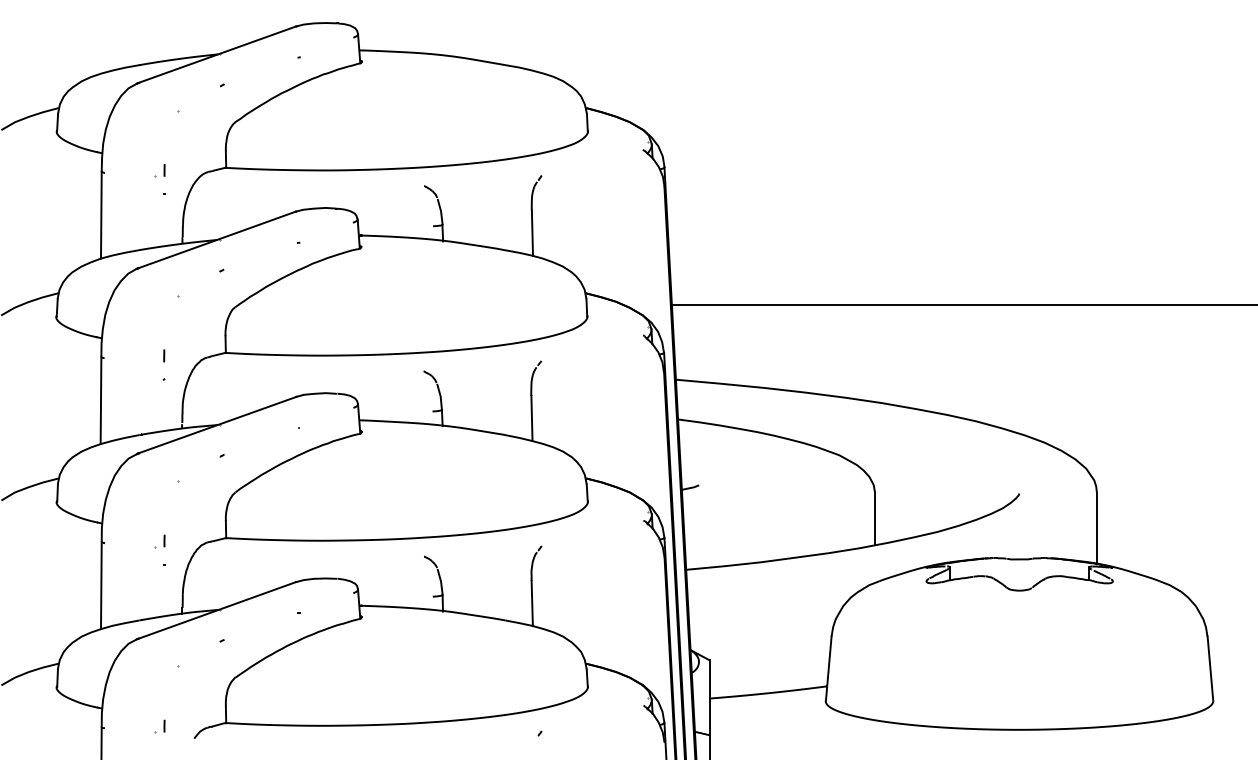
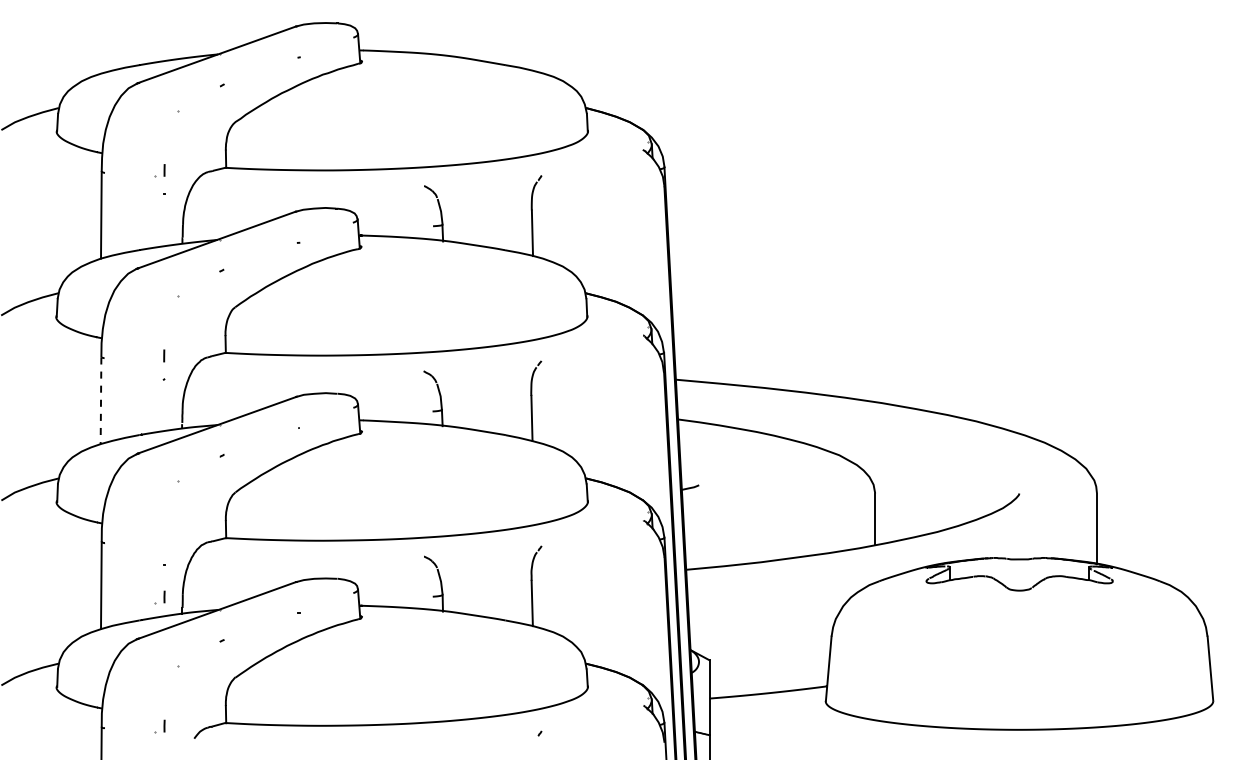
line: present -> none (962, 305)
line: solid -> dashed (101, 401)
part position: (159, 541) -> (159, 597) (159, 597)
